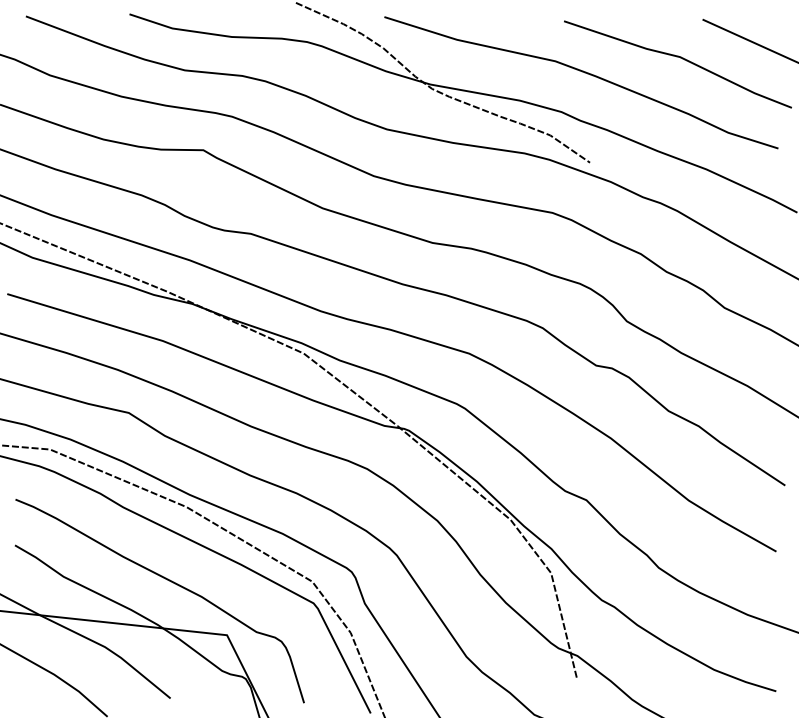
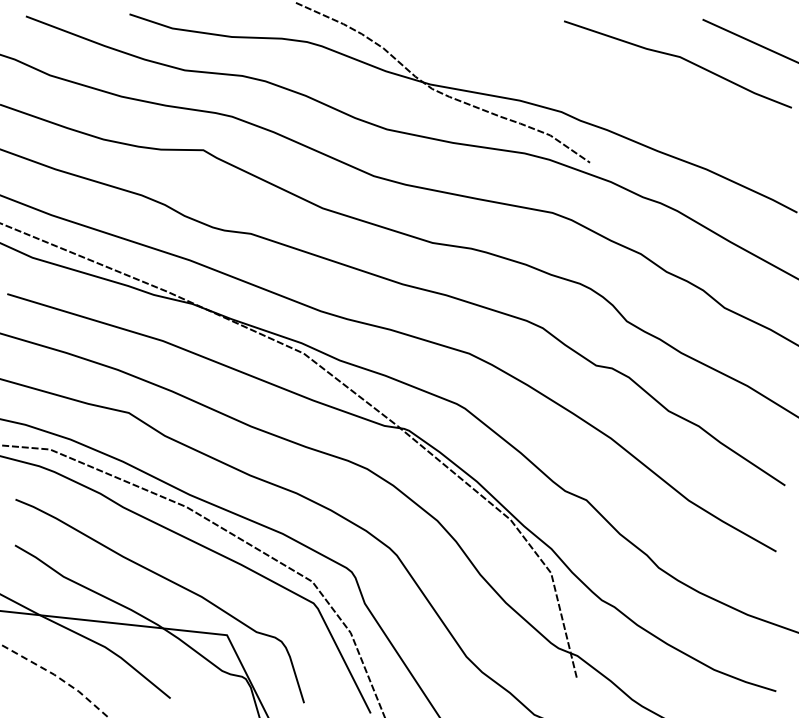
curve: present -> none (584, 73)
line: solid -> dashed (56, 676)
